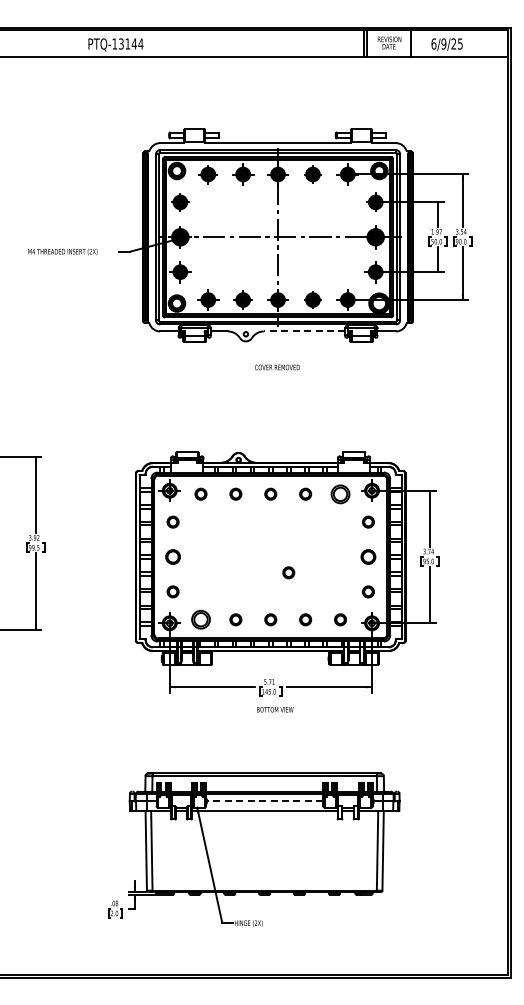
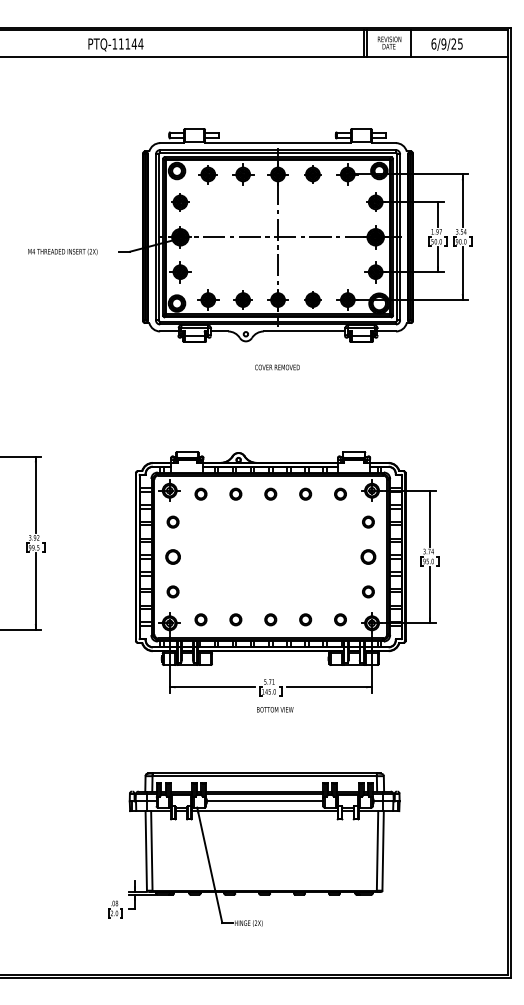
text: PTQ-13144 -> PTQ-11144 (121, 43)
line: dashed -> solid (304, 331)
part size: 21x21 px -> 13x14 px (340, 493)
part: present -> none (288, 572)
part size: 20x21 px -> 14x14 px (200, 619)
line: dashed -> solid (264, 801)
